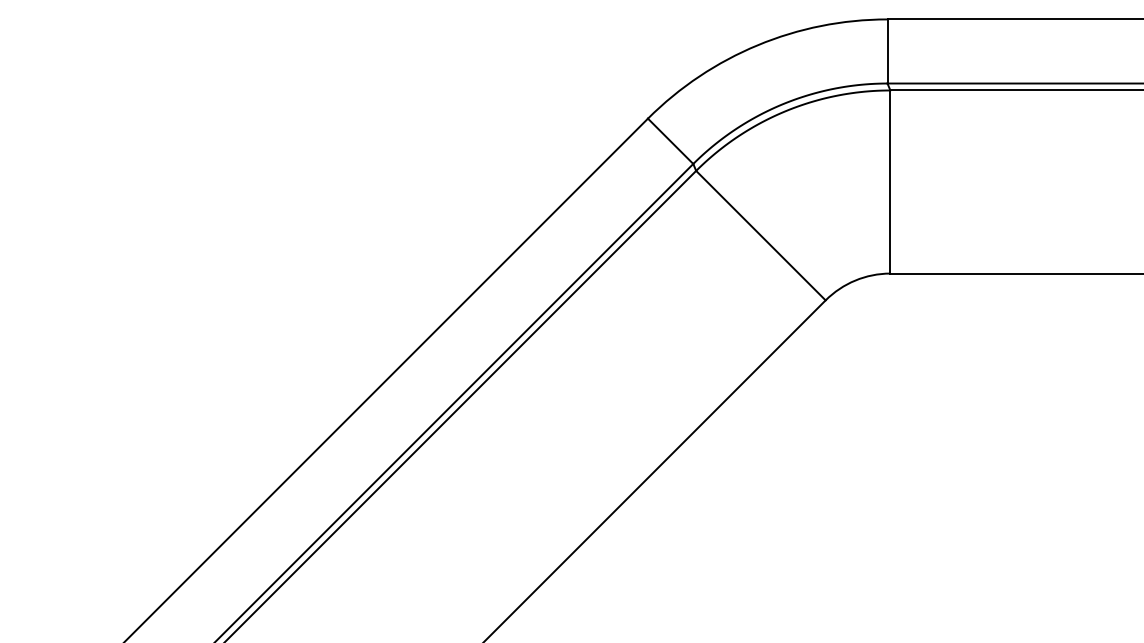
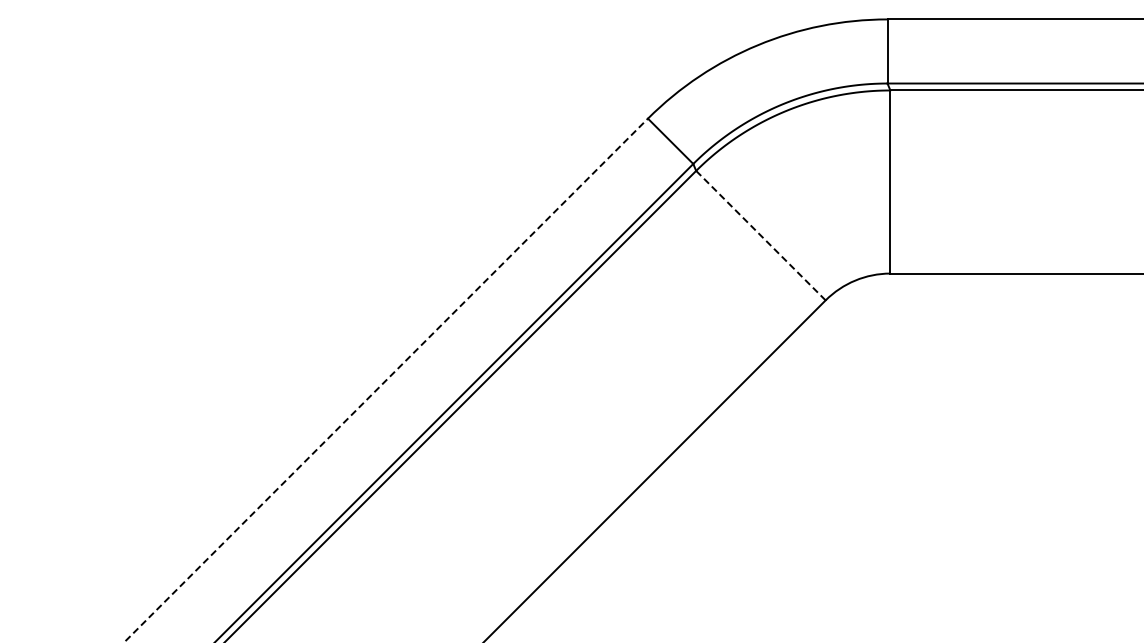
line: solid -> dashed (760, 235)
line: solid -> dashed (386, 380)
